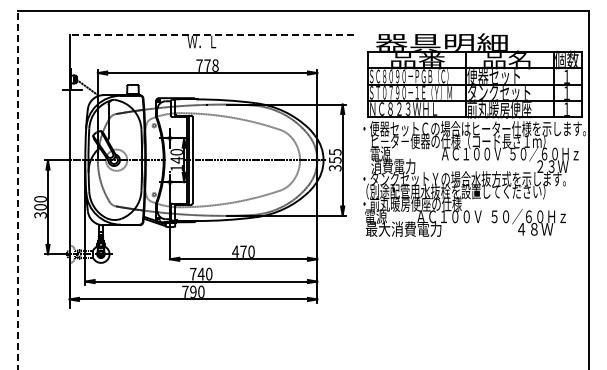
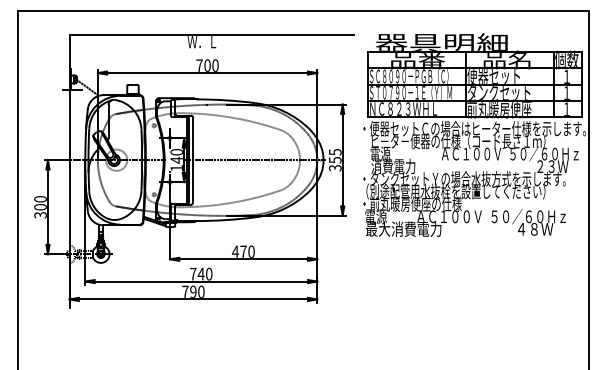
line: dashed -> solid (211, 34)
text: 778 -> 700 (211, 65)
line: dashed -> solid (18, 189)
